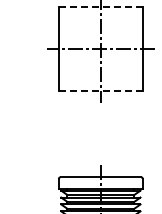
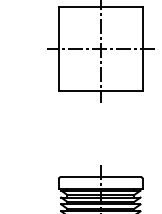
line: dashed -> solid (100, 6)
line: dashed -> solid (101, 90)
